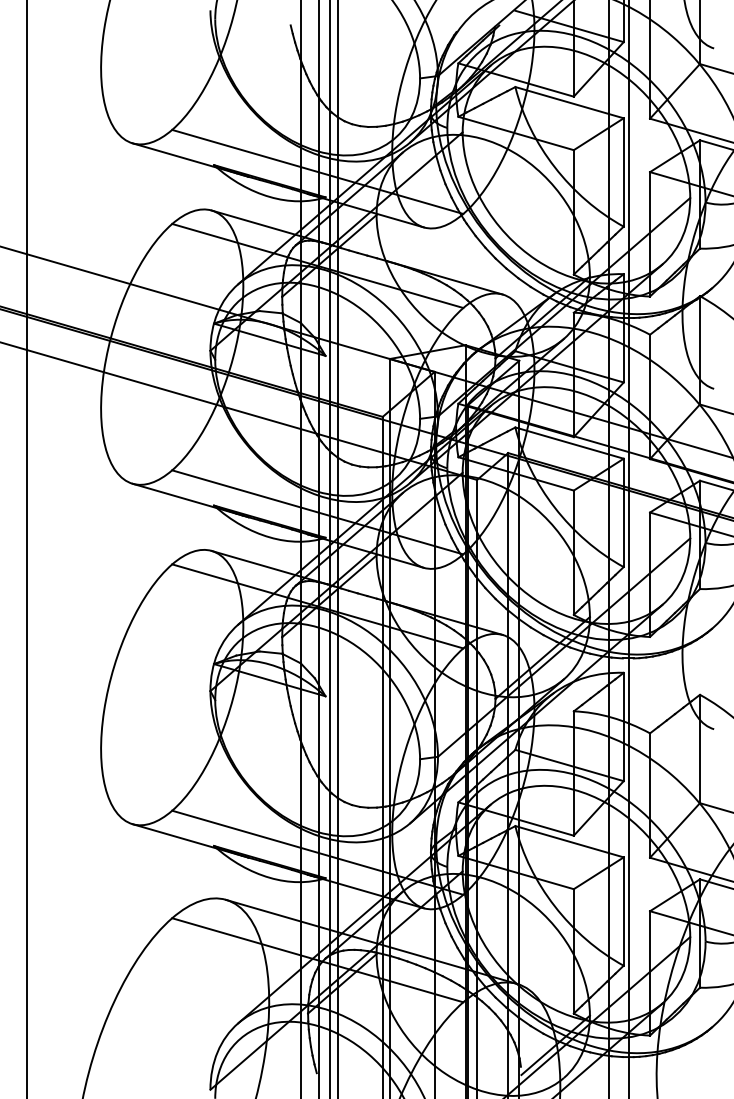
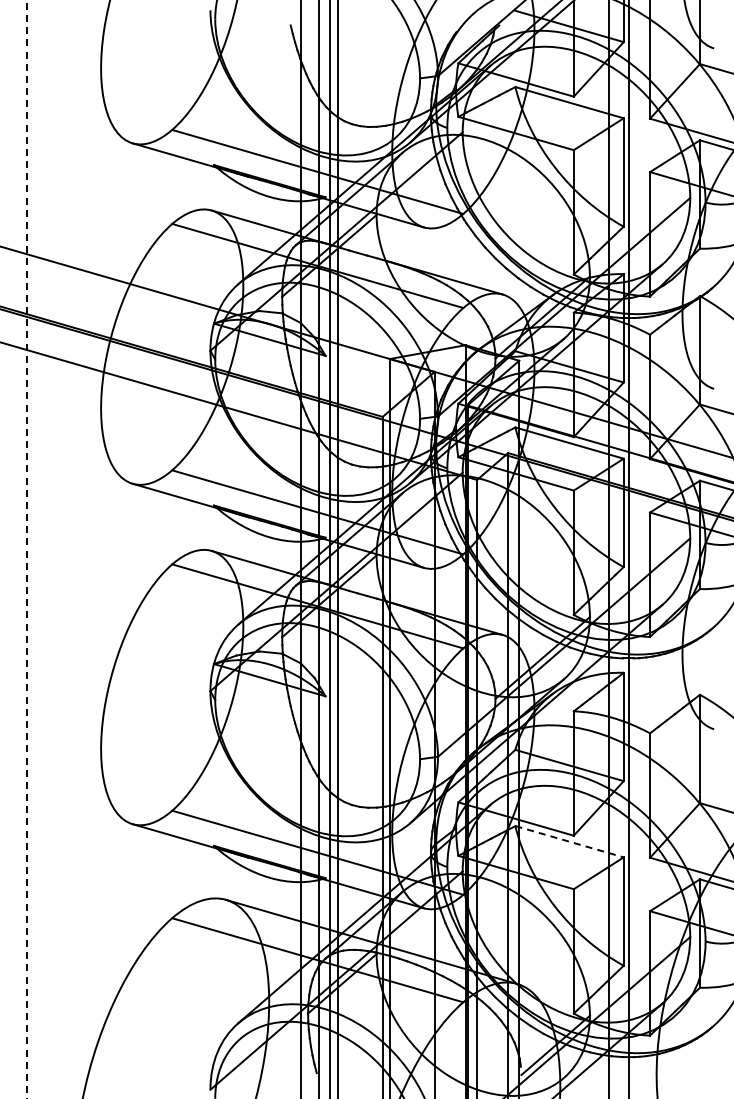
line: solid -> dashed (27, 549)
line: solid -> dashed (570, 841)
